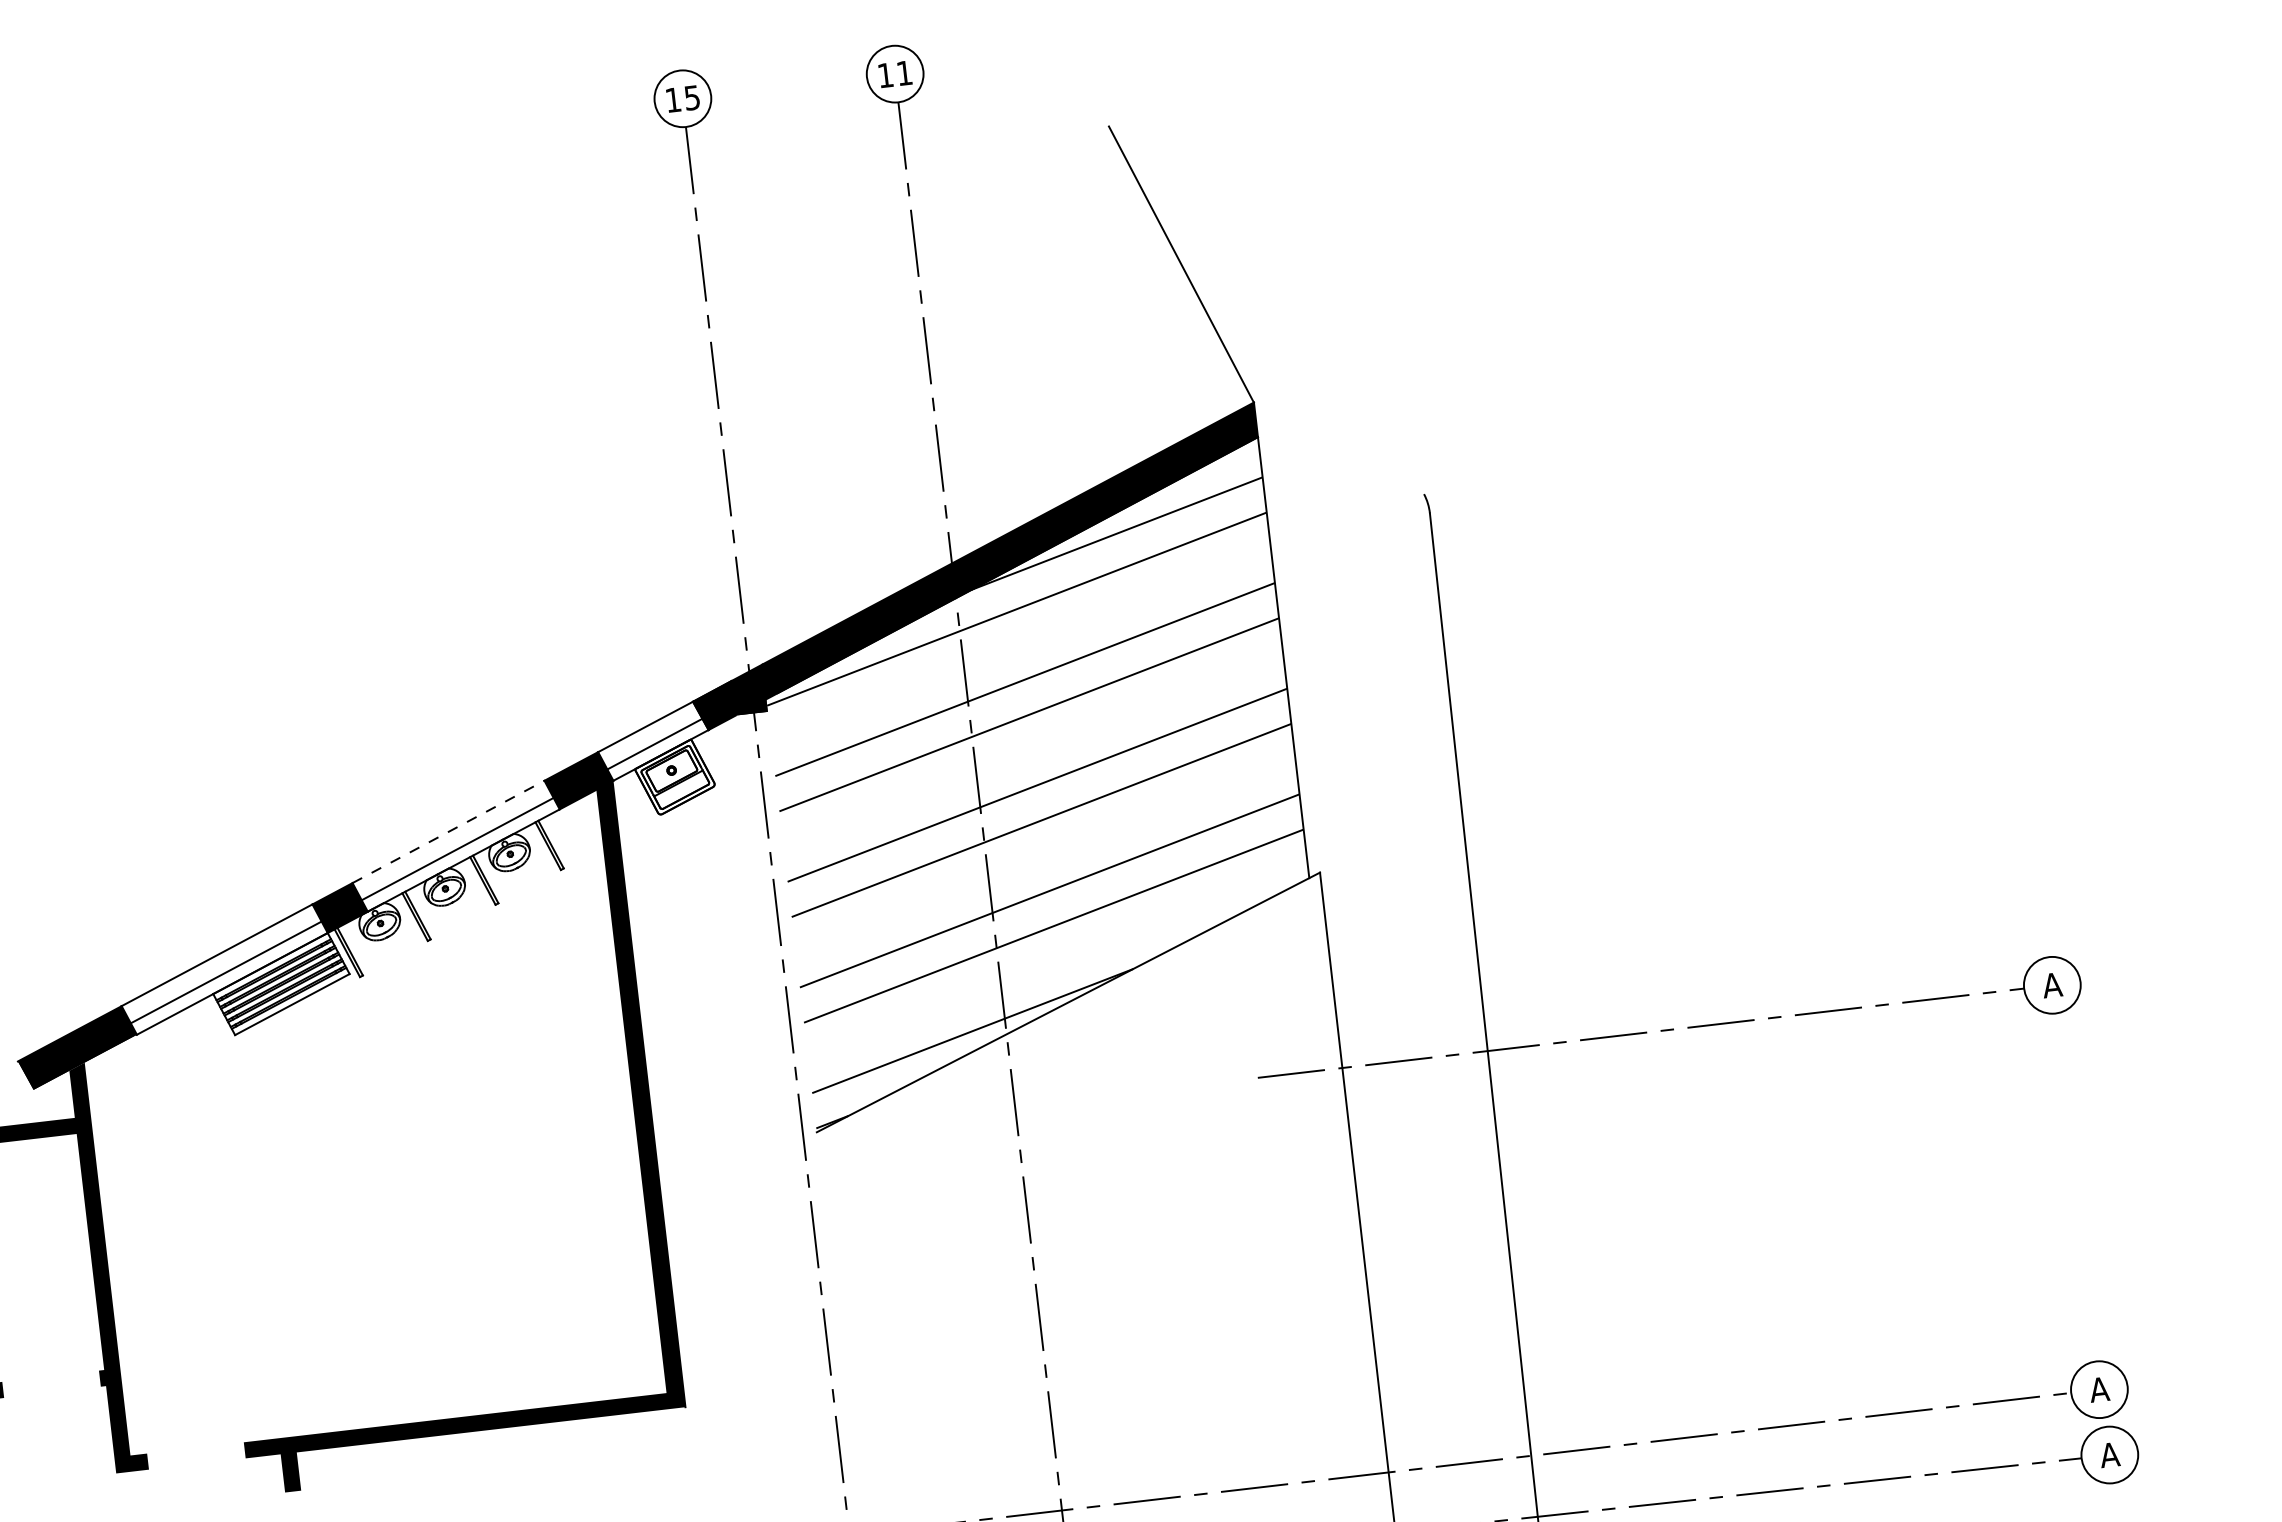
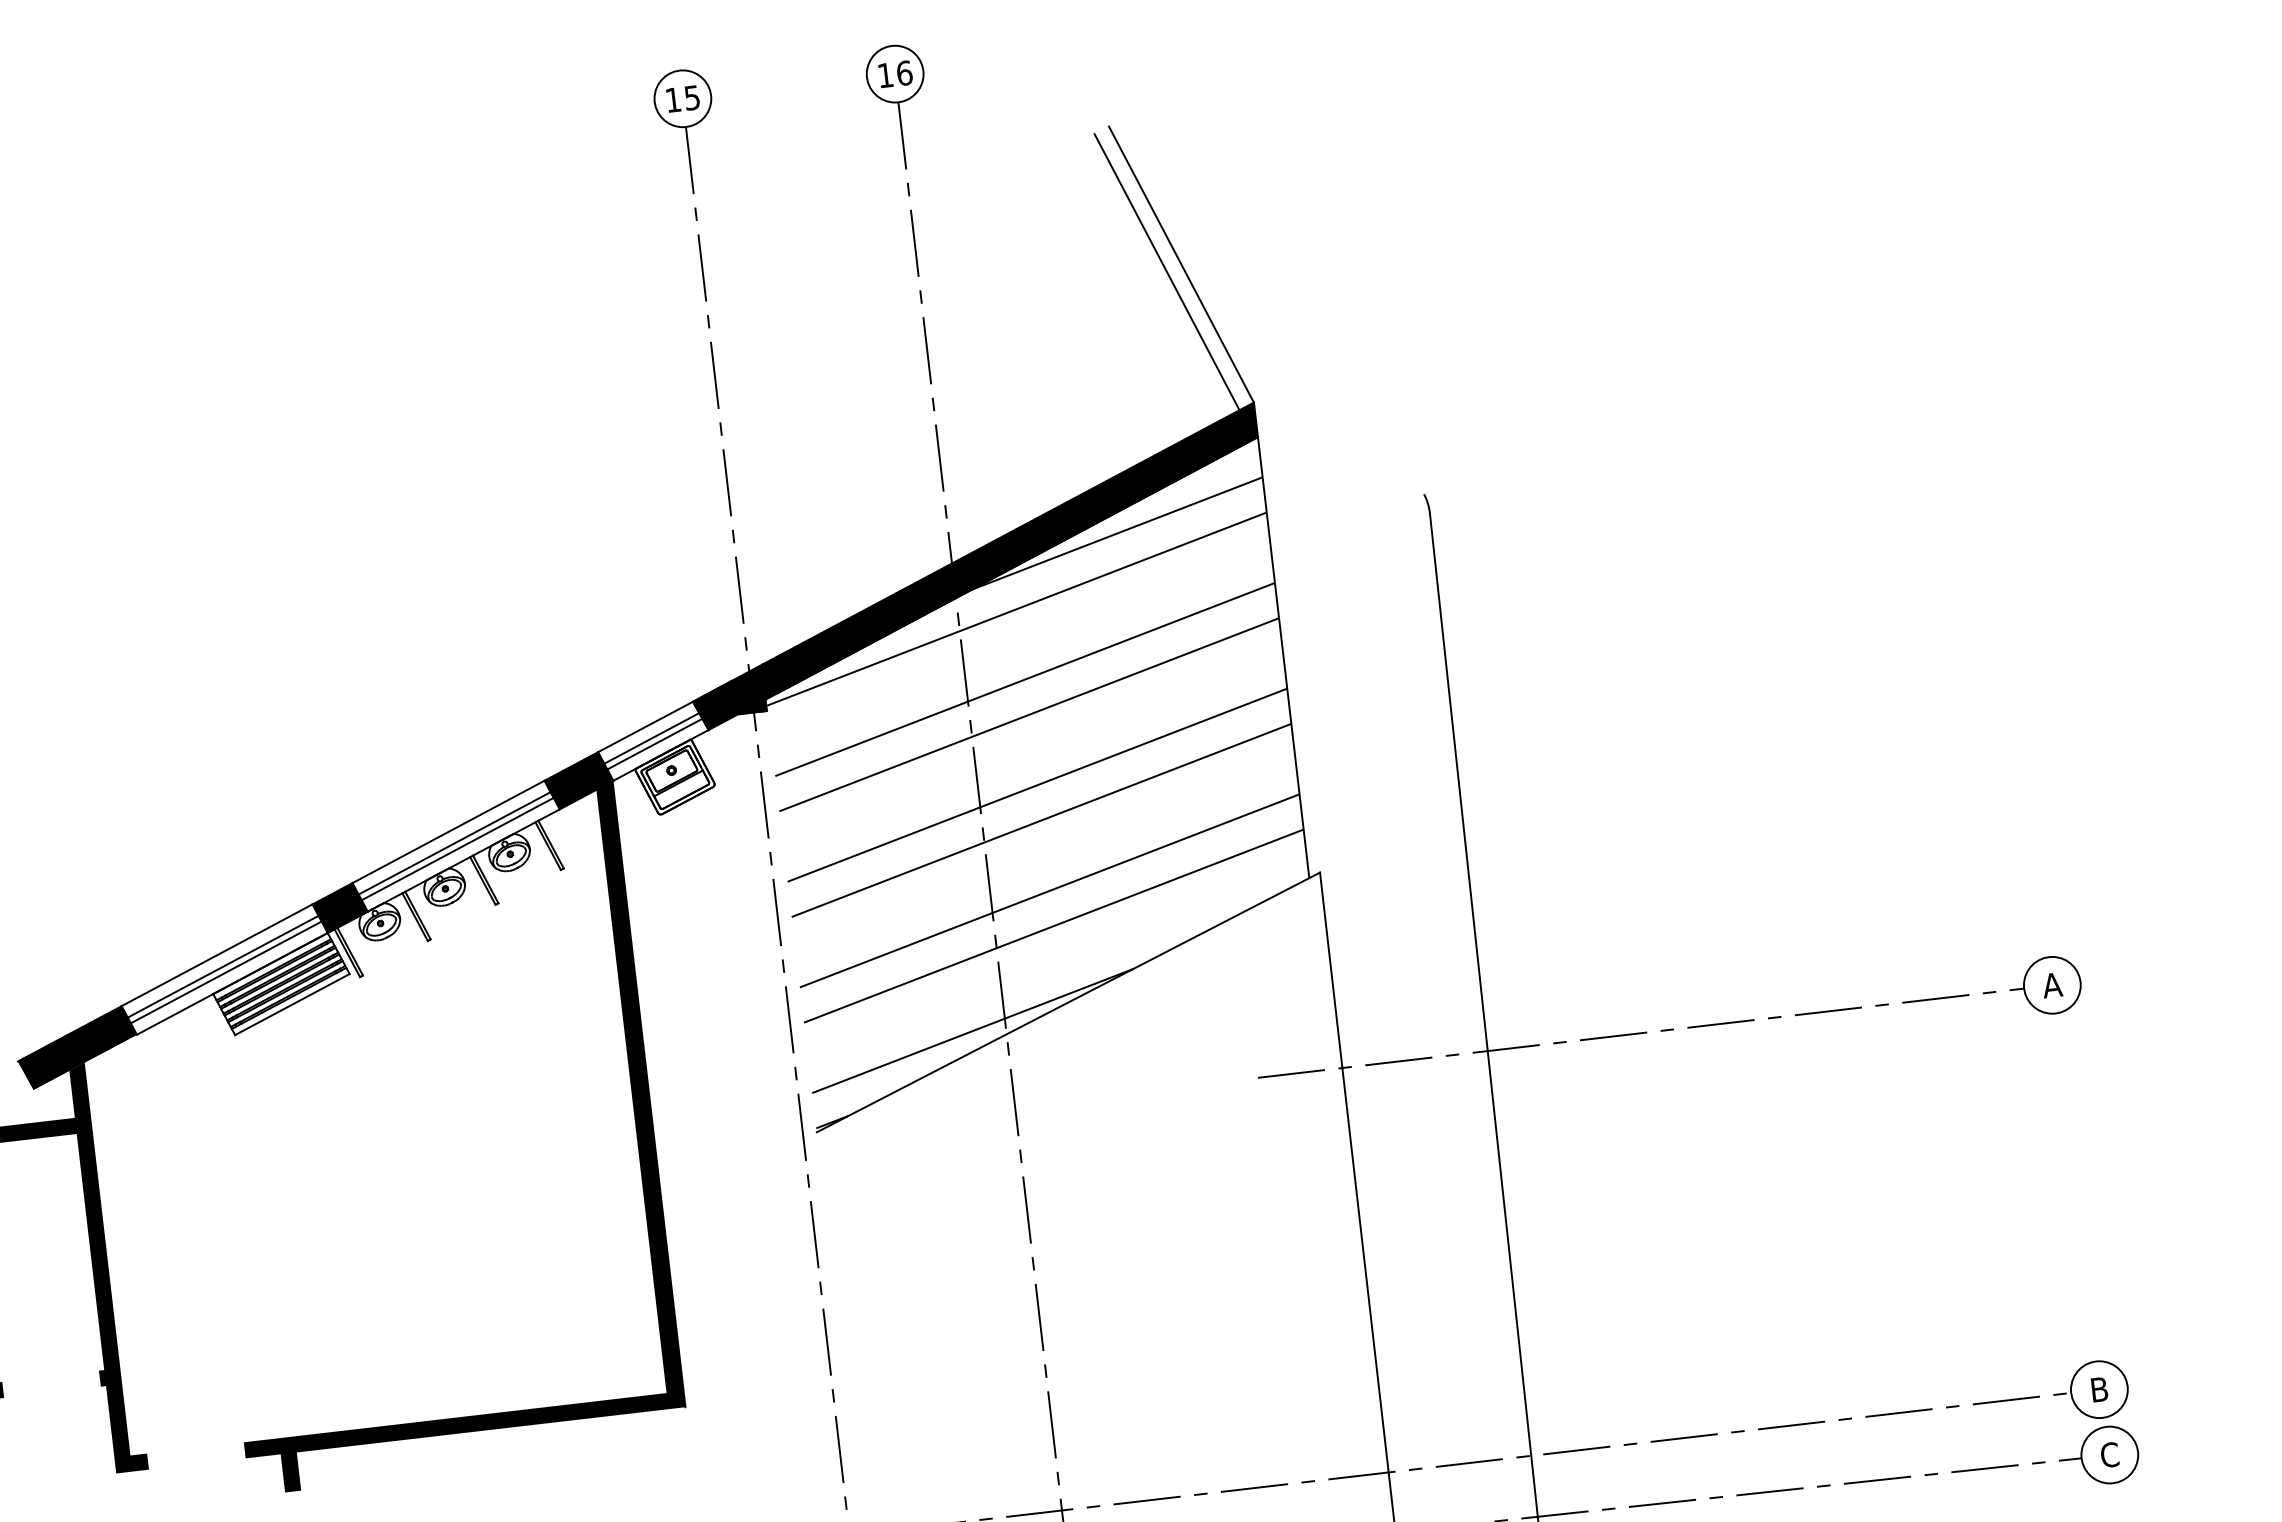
text: 11 -> 16 (904, 72)
line: none -> present (1166, 272)
line: none -> present (651, 738)
line: dashed -> solid (448, 832)
line: none -> present (454, 843)
line: none -> present (222, 966)
text: A -> B (2100, 1389)
text: A -> C (2110, 1455)
